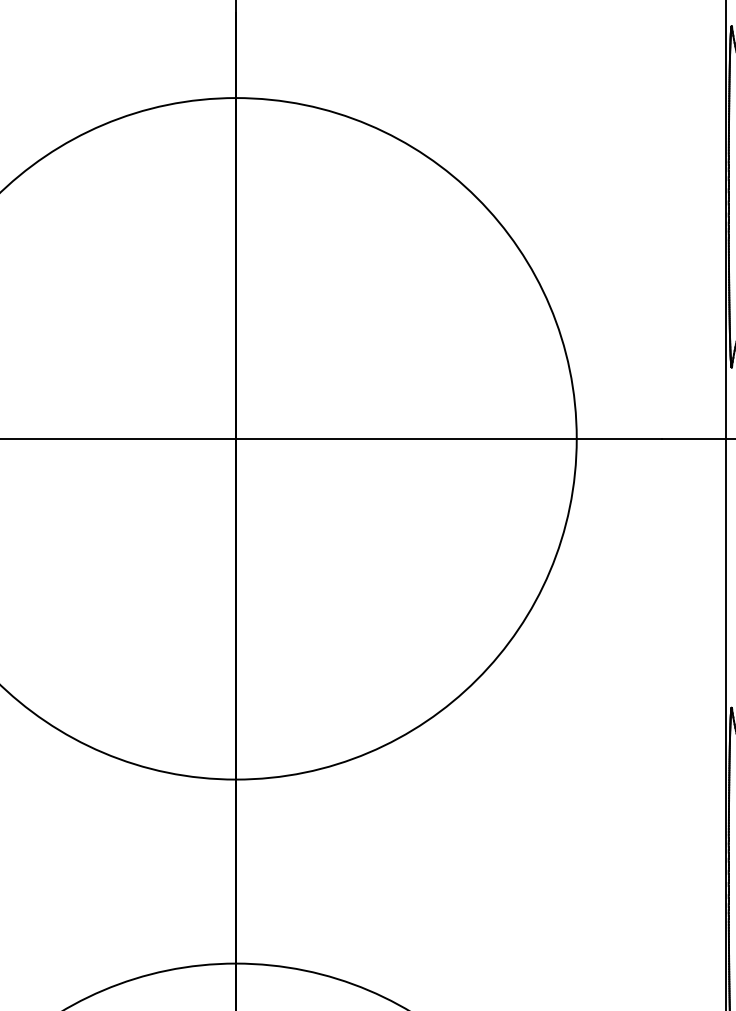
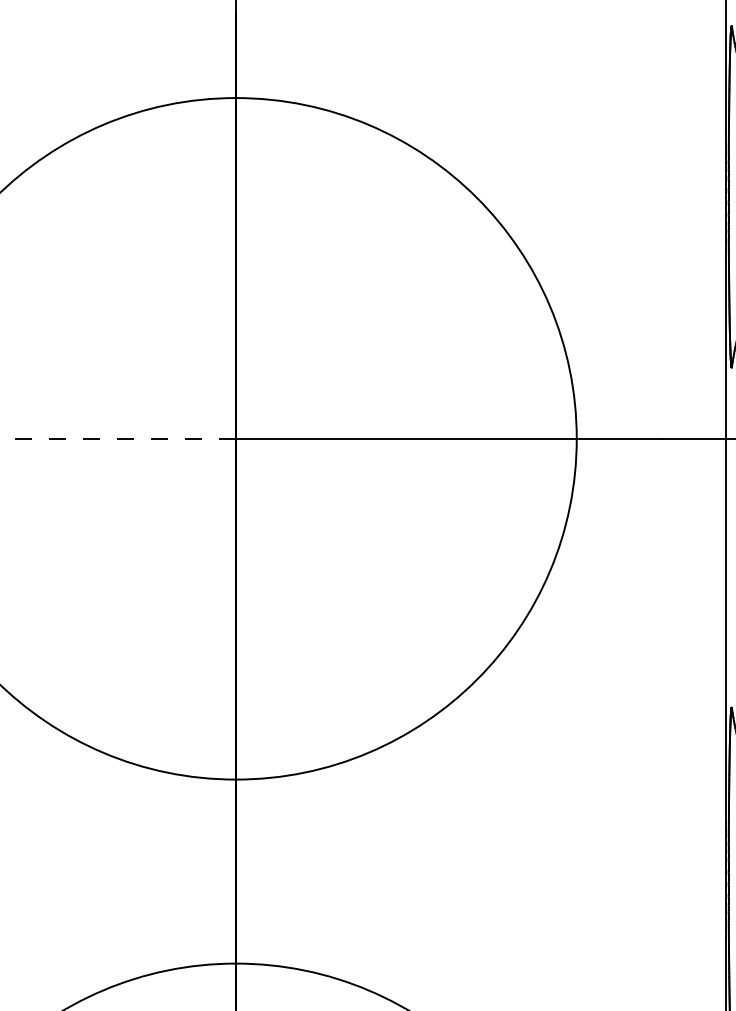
line: solid -> dashed (118, 438)
